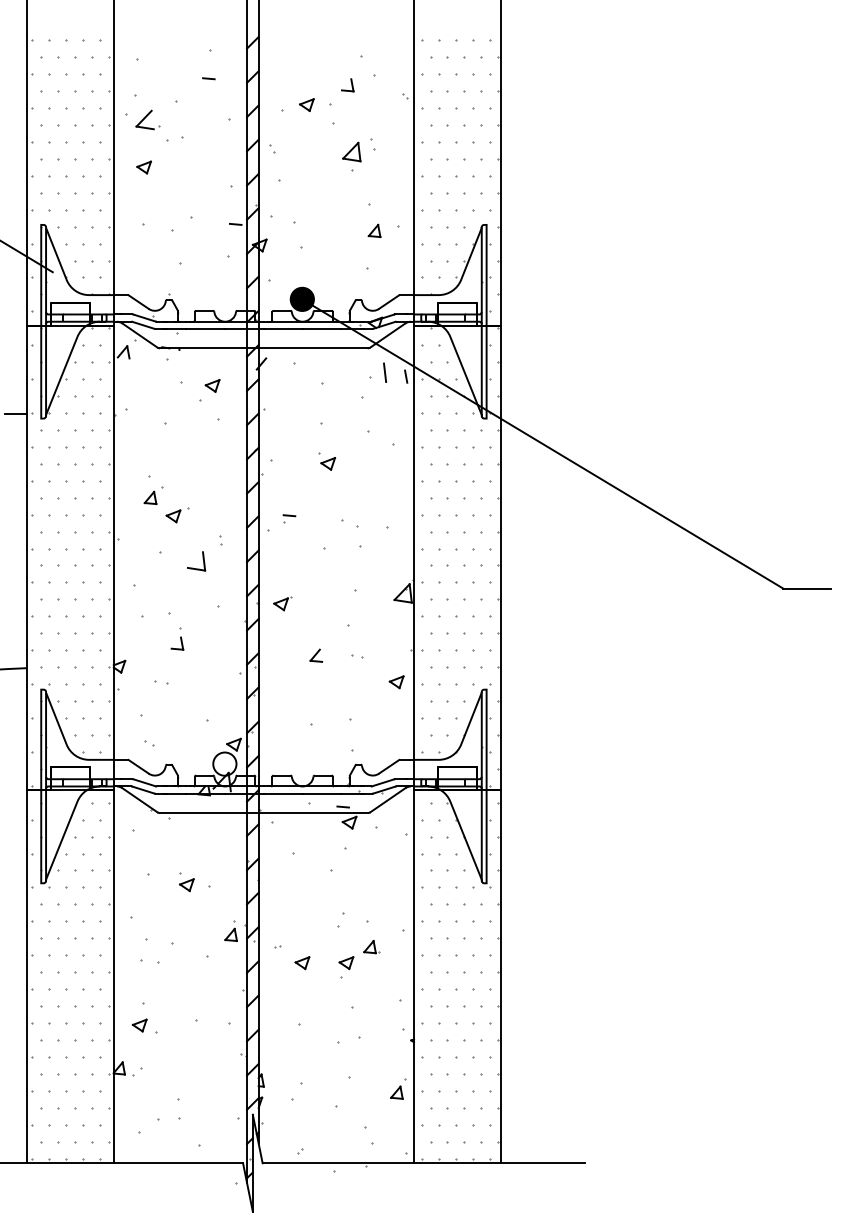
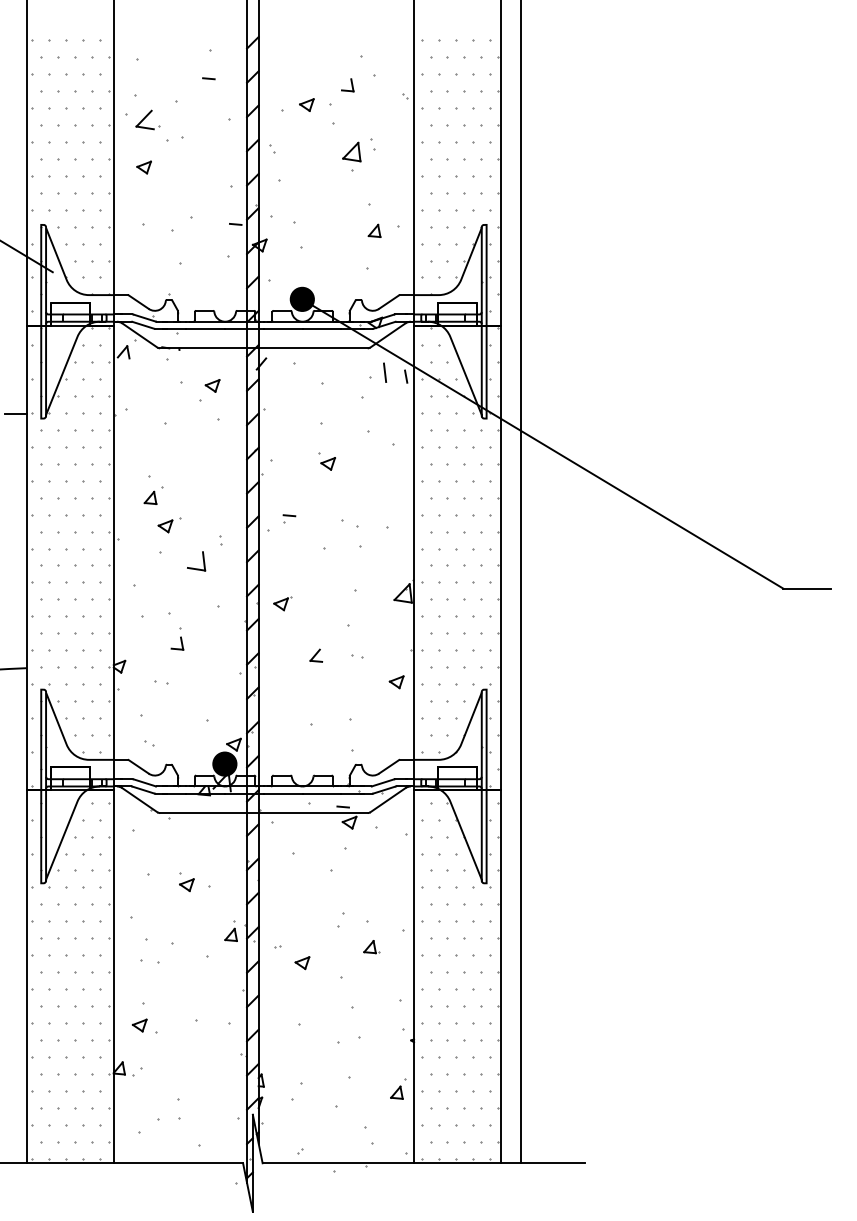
part position: (177, 515) -> (169, 525) (169, 525)
line: none -> present (520, 582)
fill: none -> present (224, 763)
part: present -> none (346, 963)
